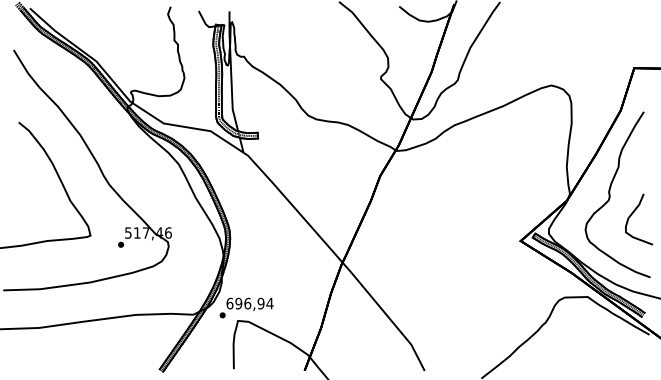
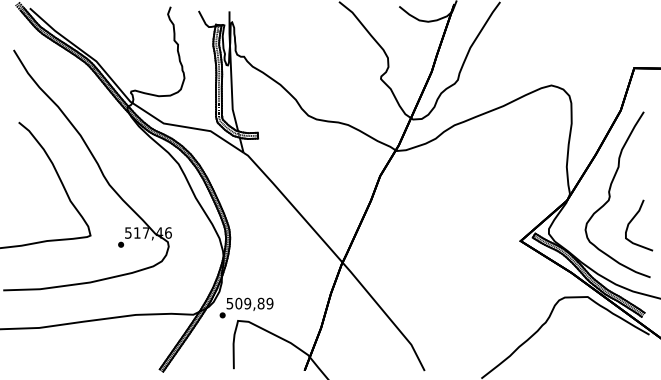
curve position: (633, 213) -> (633, 219) (633, 219)
text: 696,94 -> 509,89 (249, 303)
